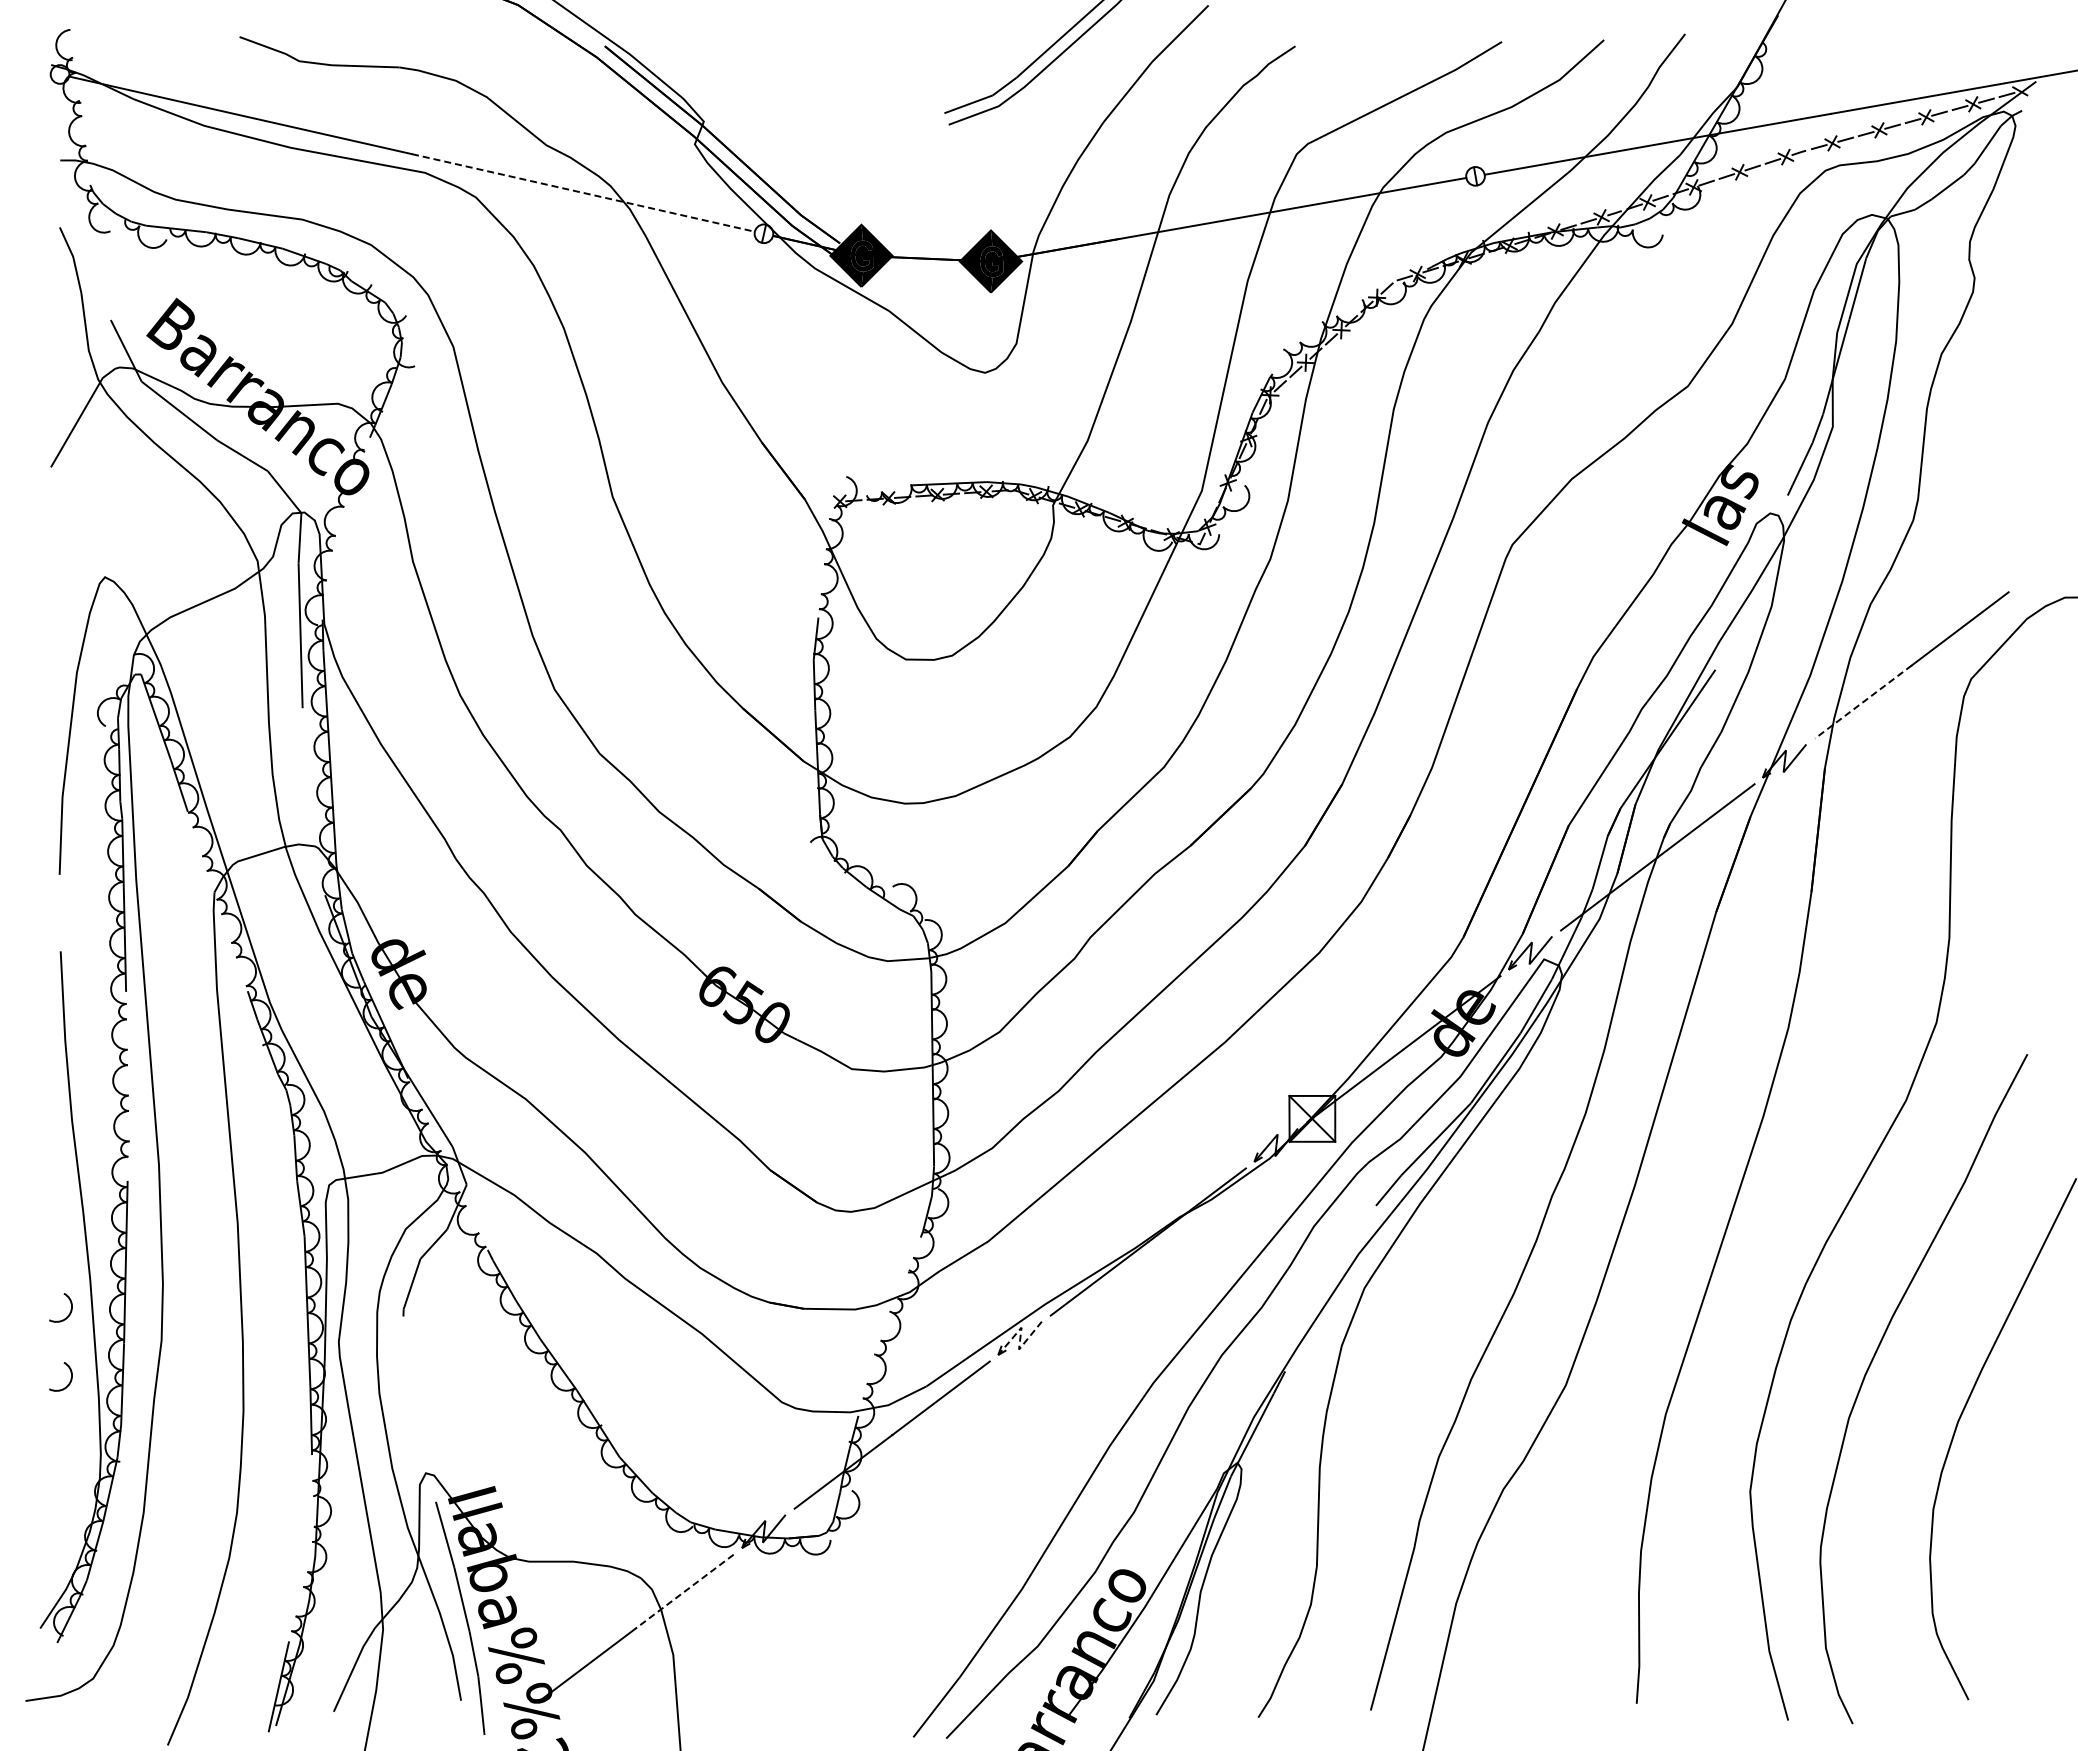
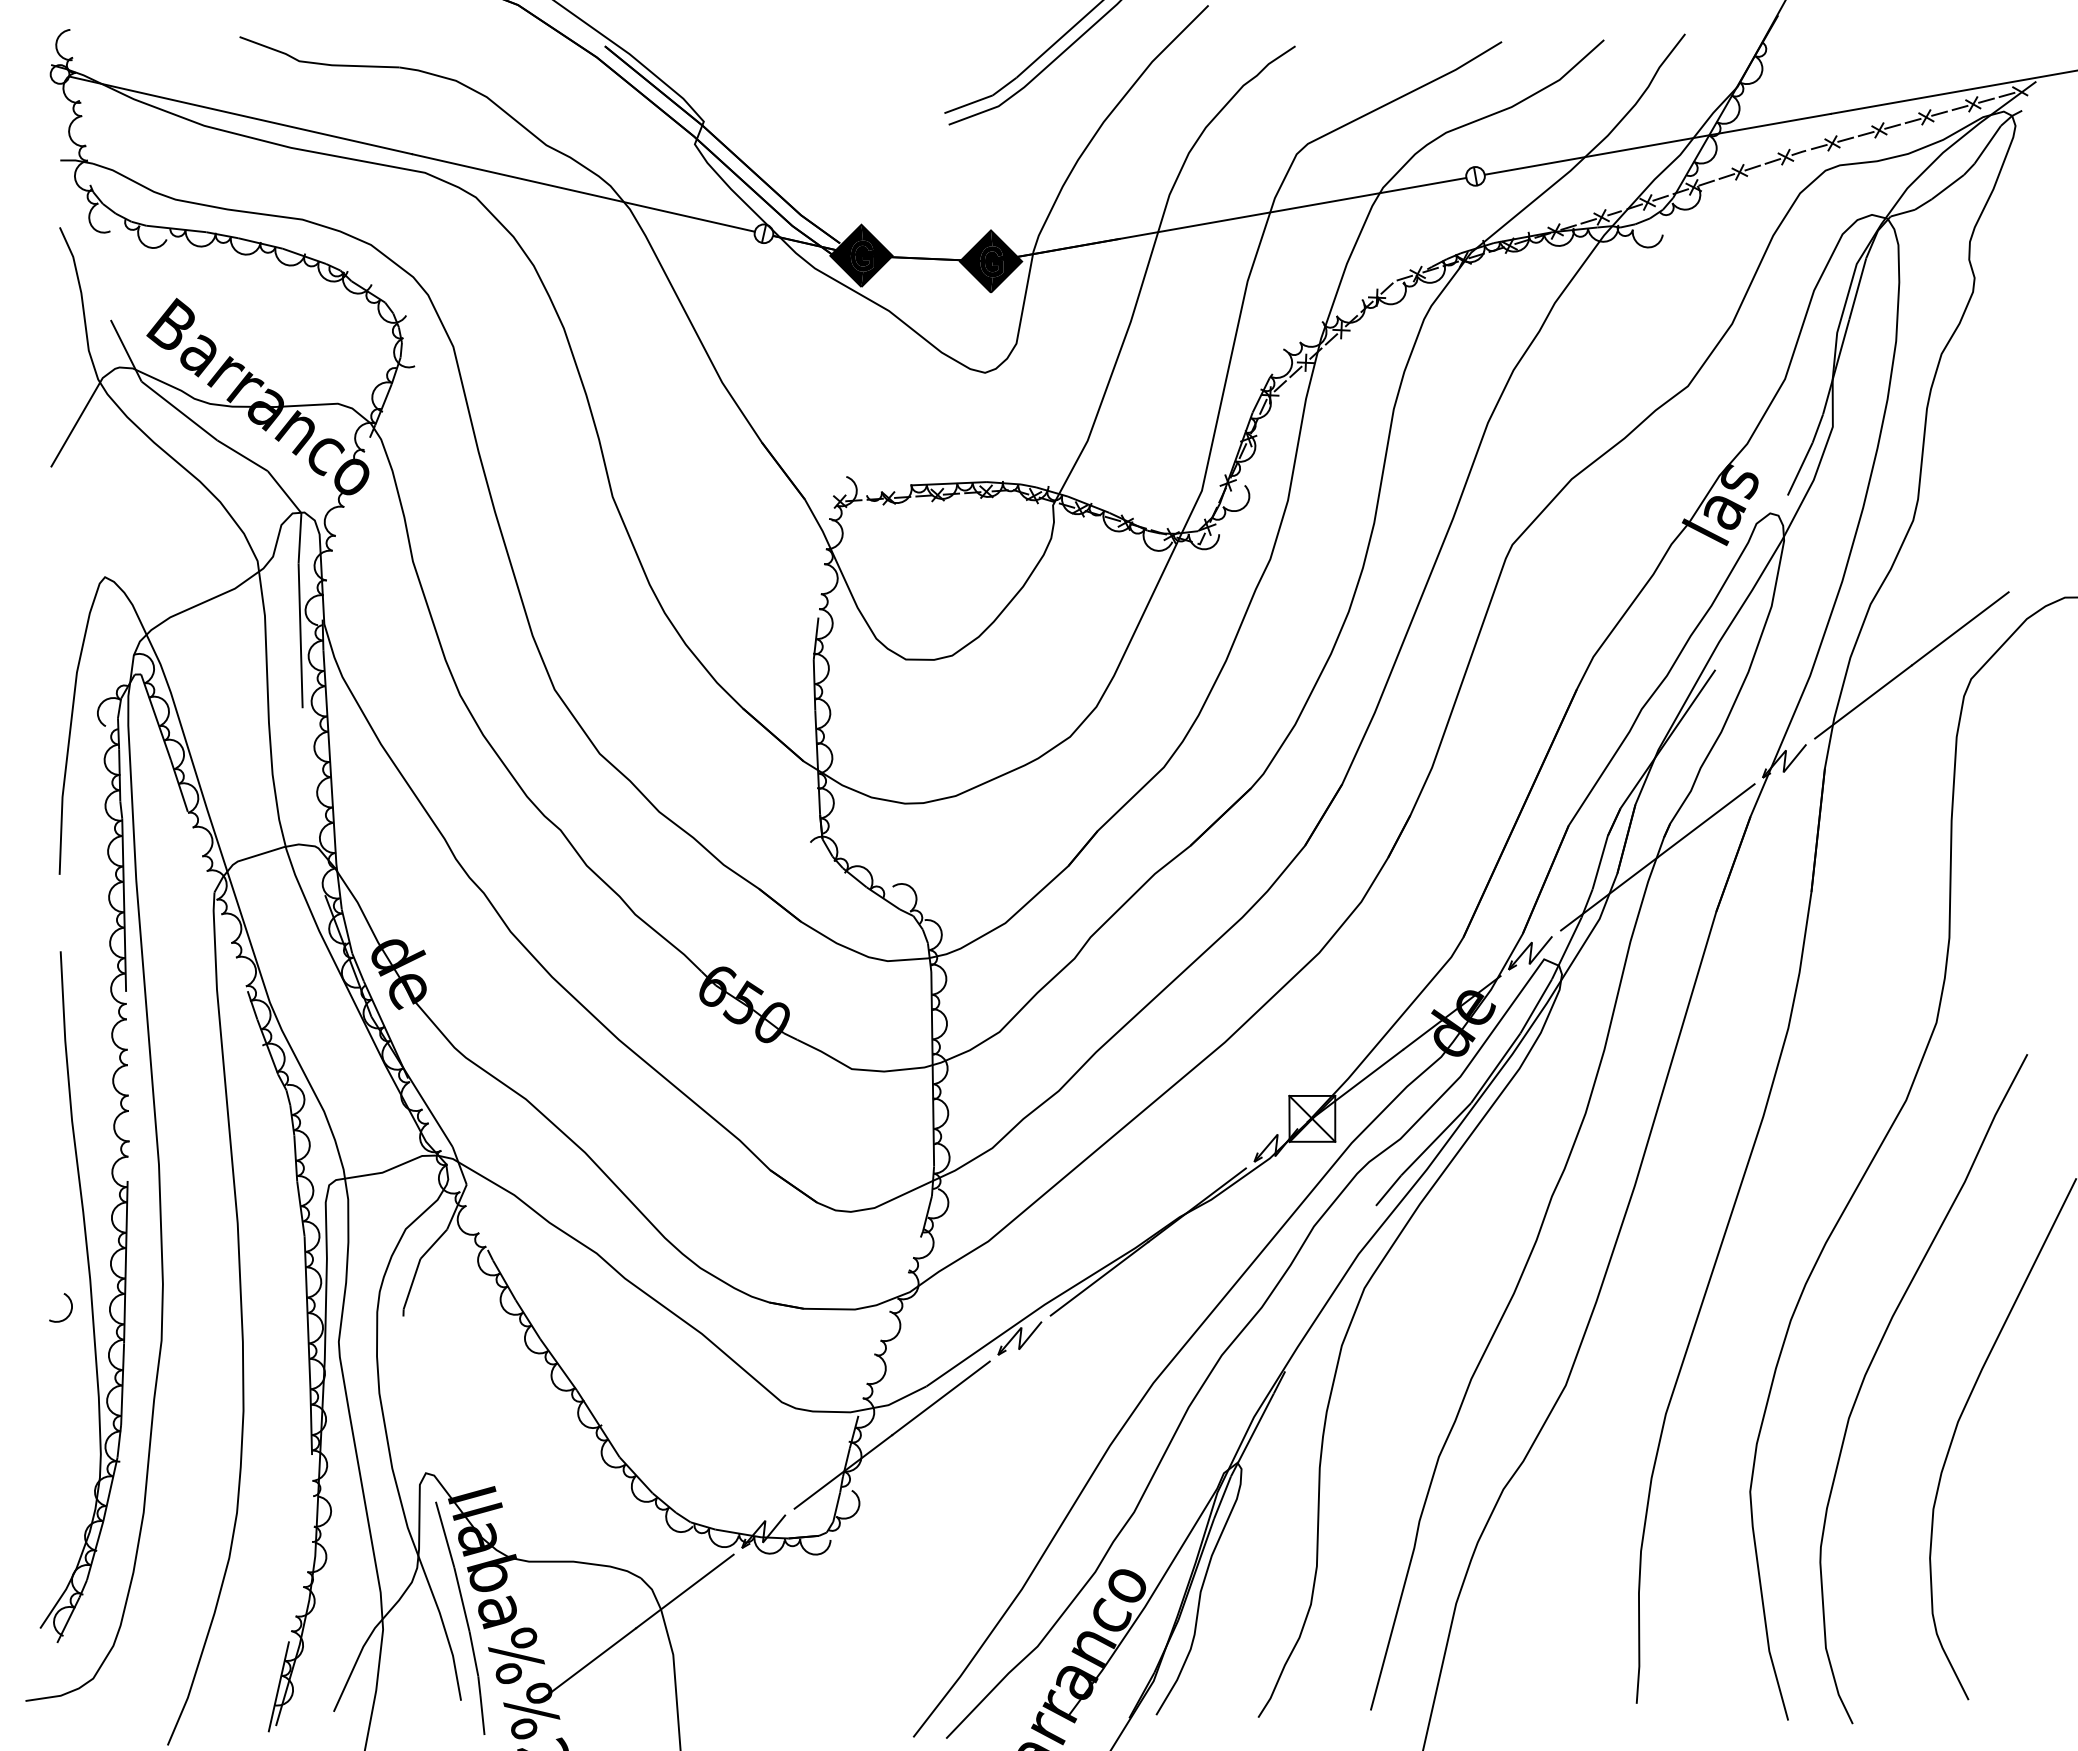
line: dashed -> solid (583, 192)
line: dashed -> solid (1863, 701)
line: dashed -> solid (1020, 1339)
arc: present -> none (70, 1378)
line: dashed -> solid (684, 1591)
